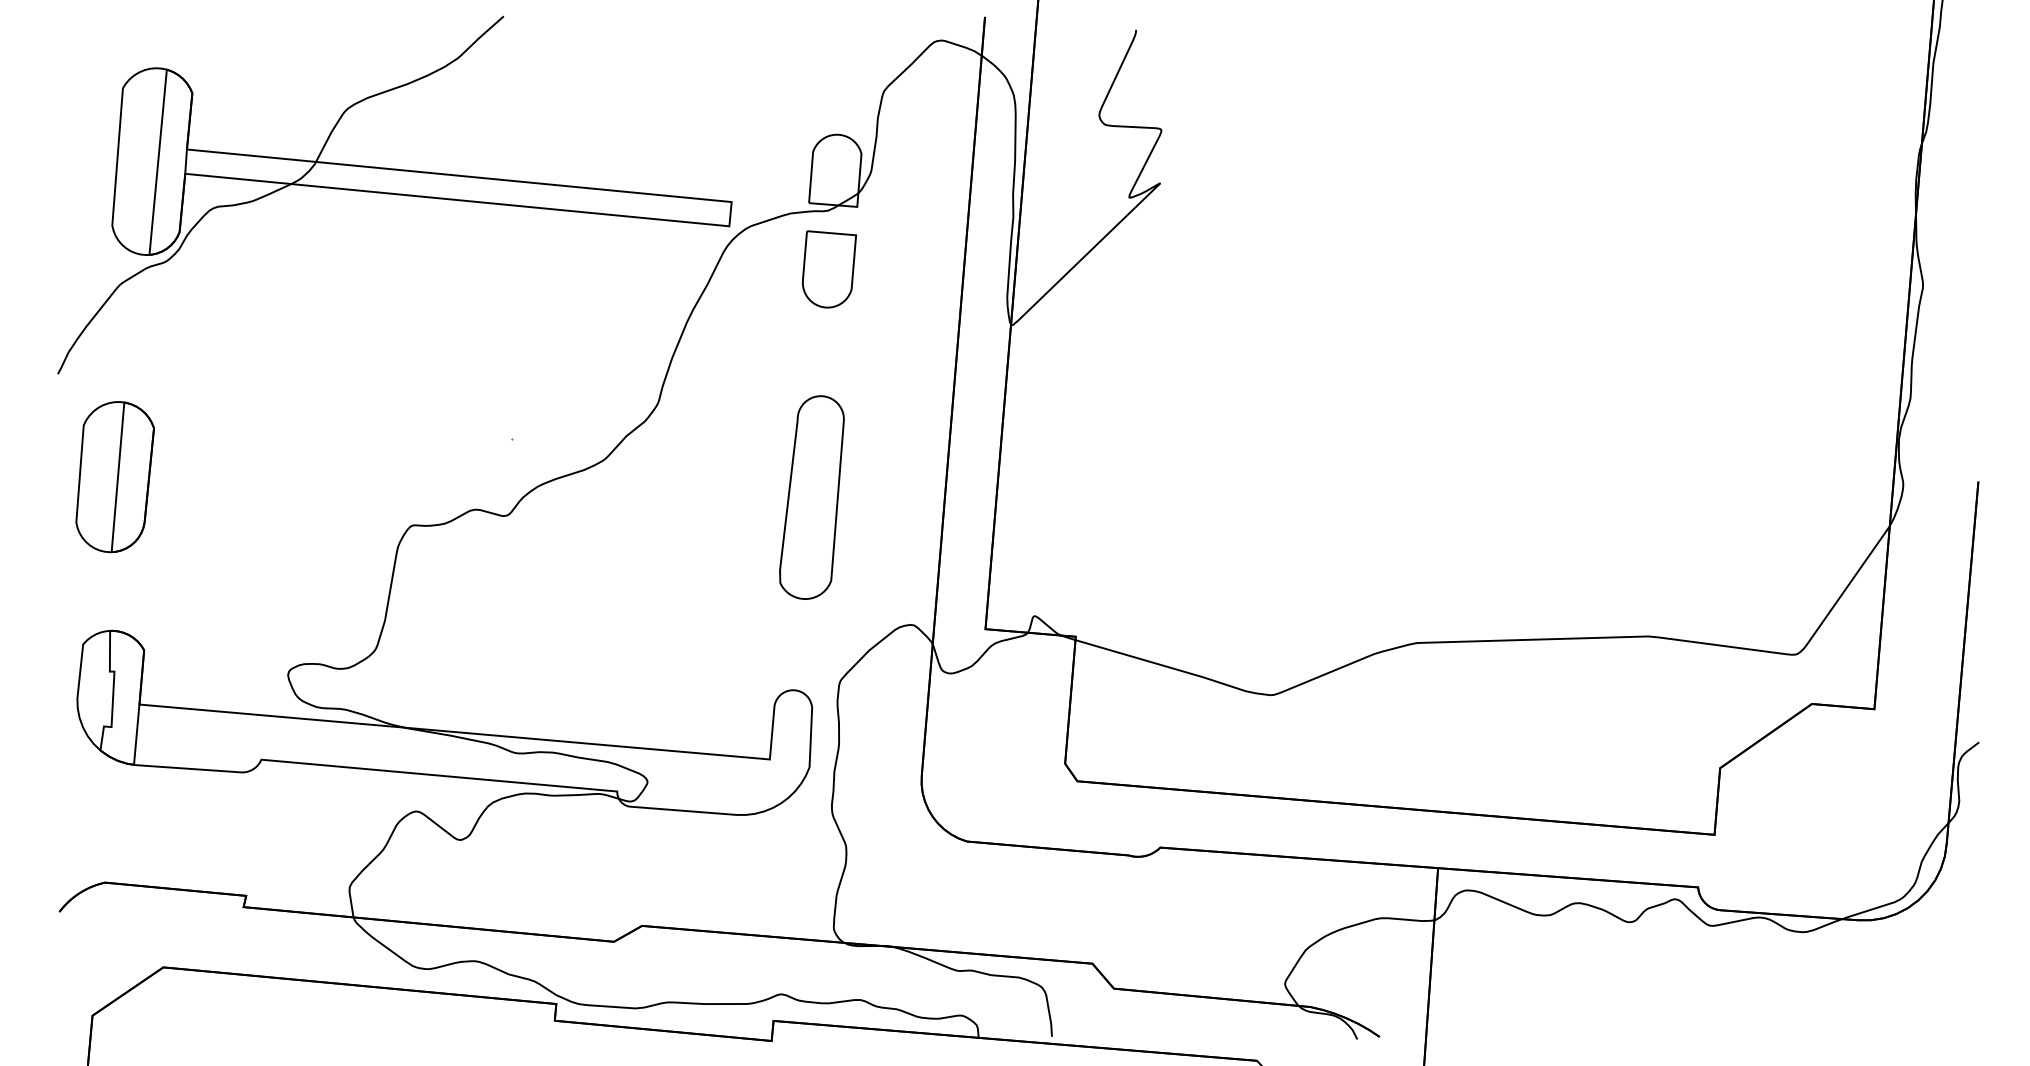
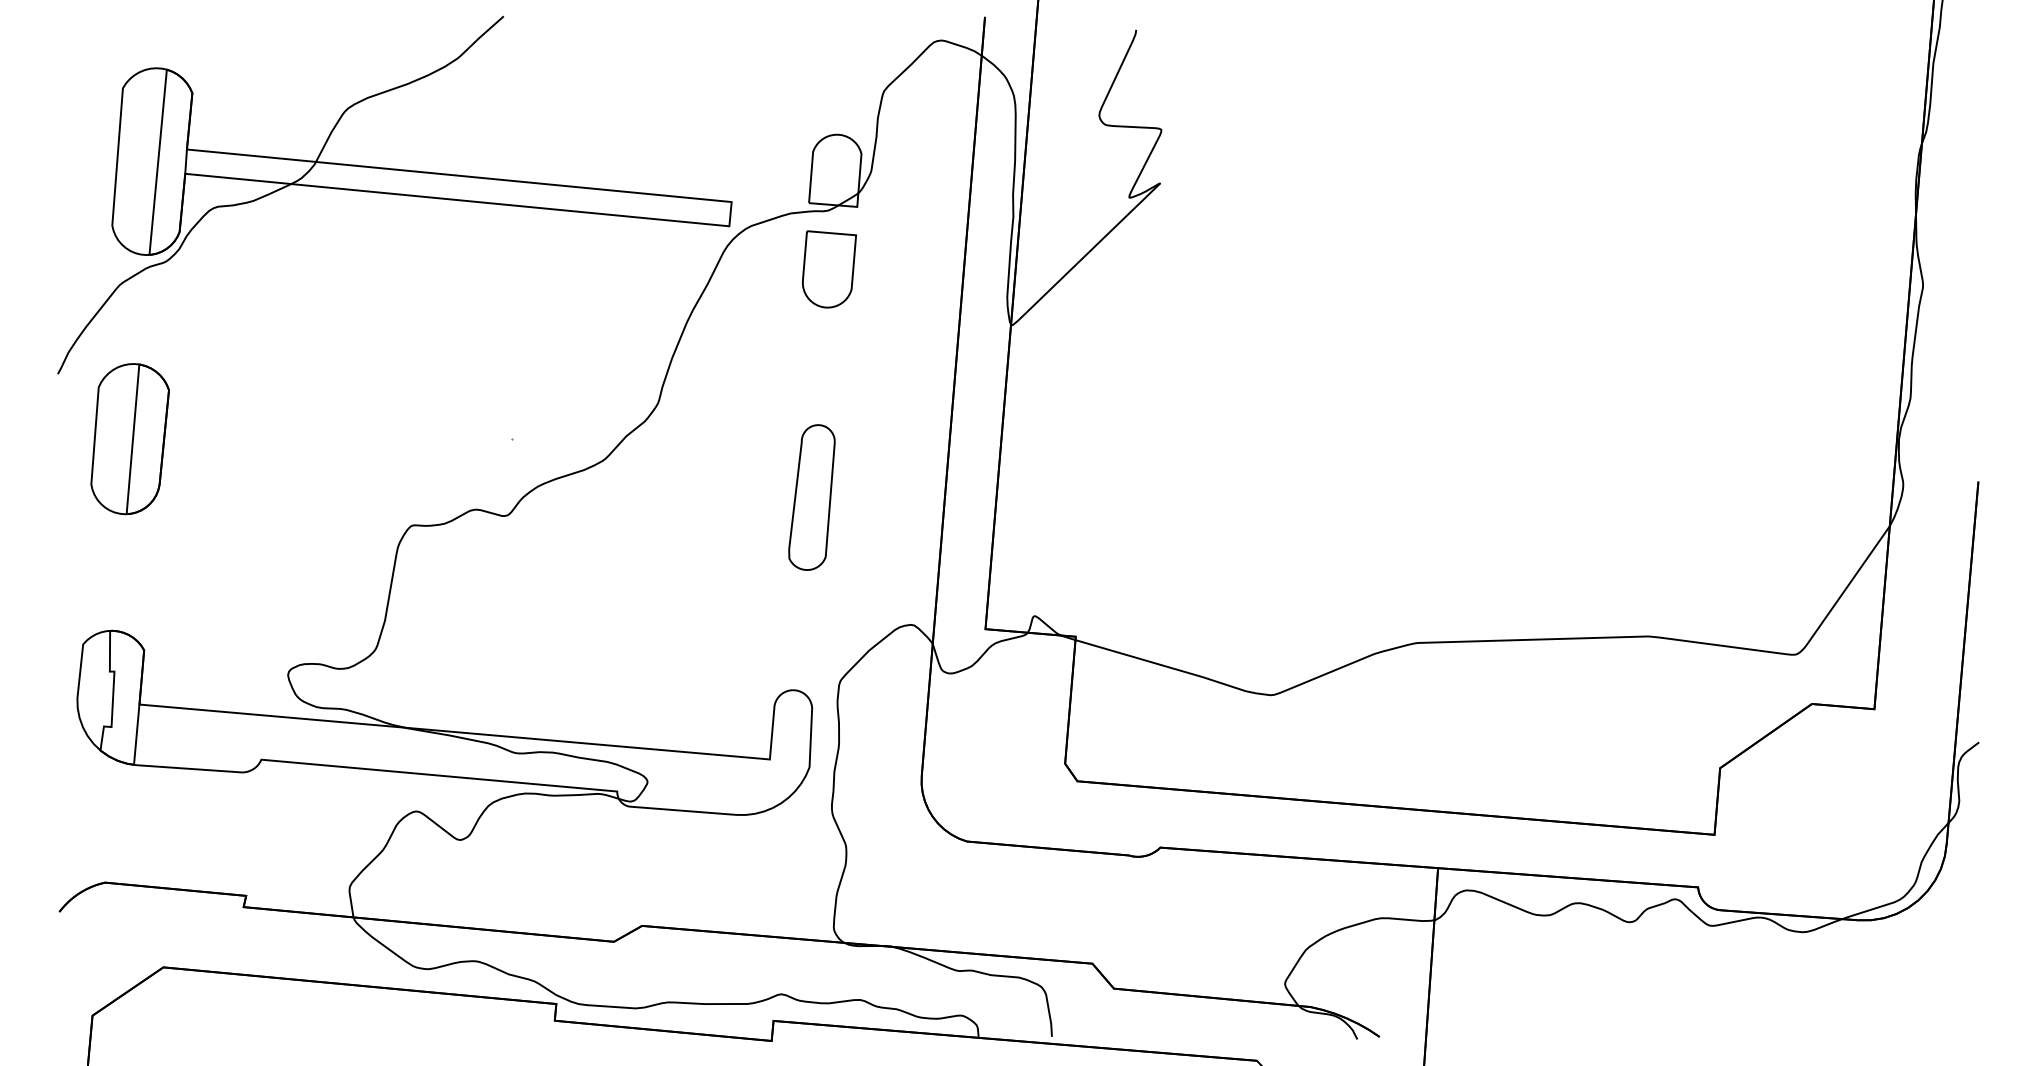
part position: (114, 477) -> (129, 439) (129, 439)
part size: 66x205 px -> 48x147 px (811, 497)
